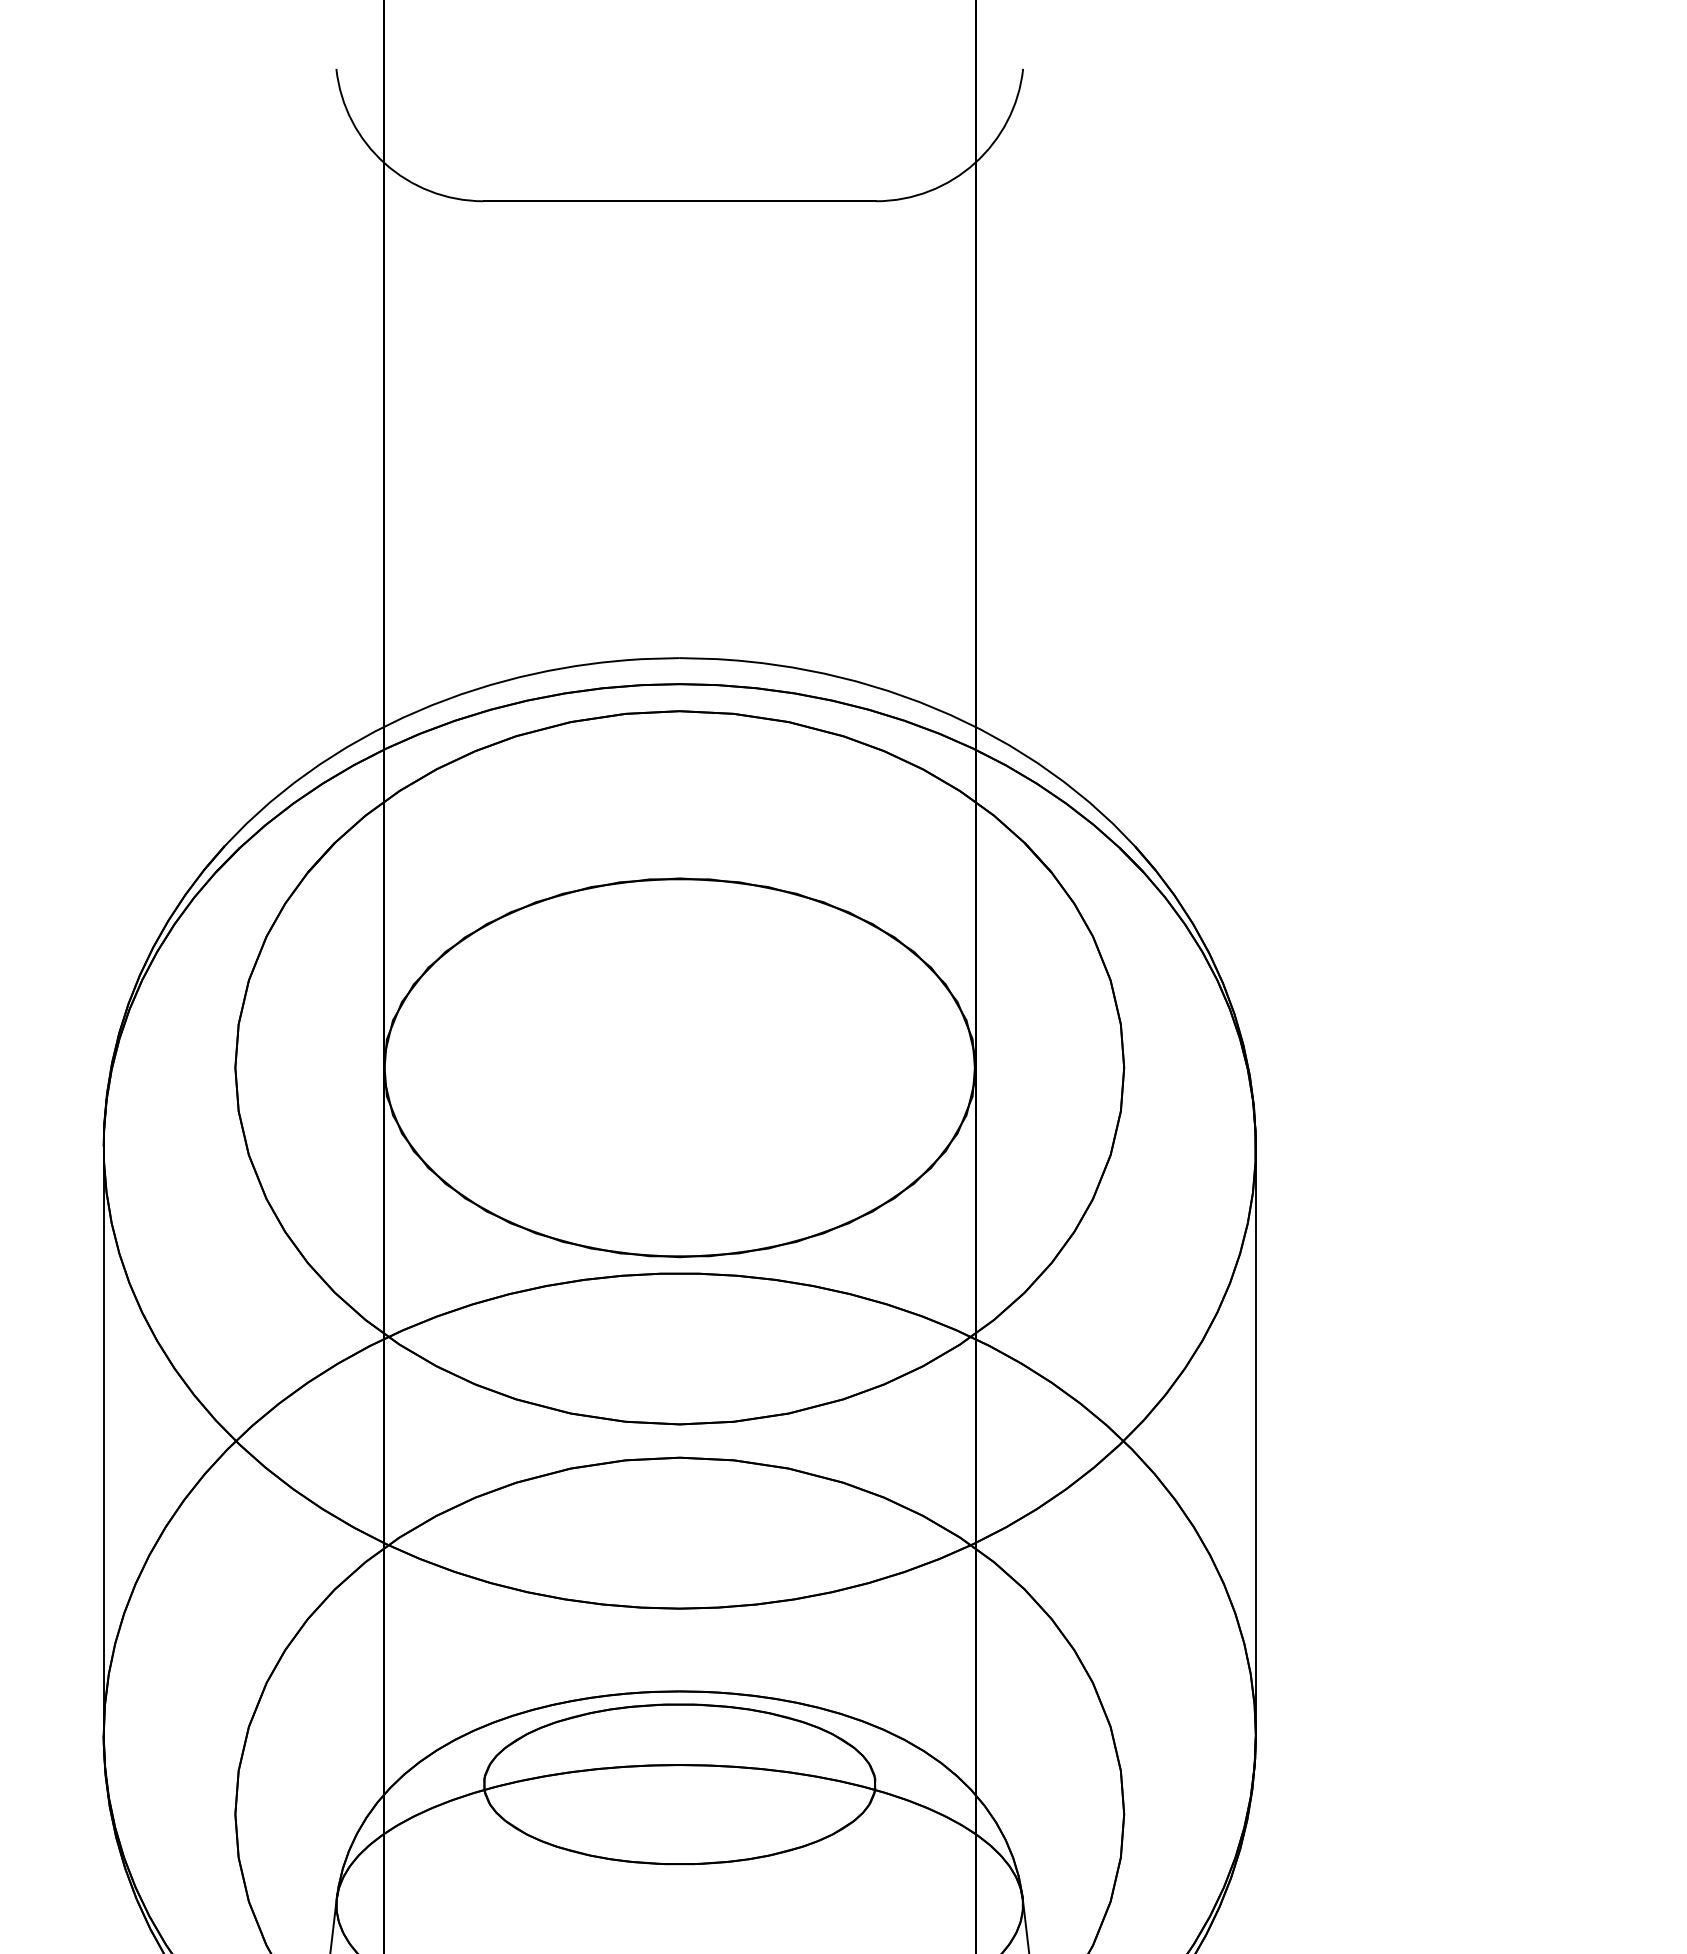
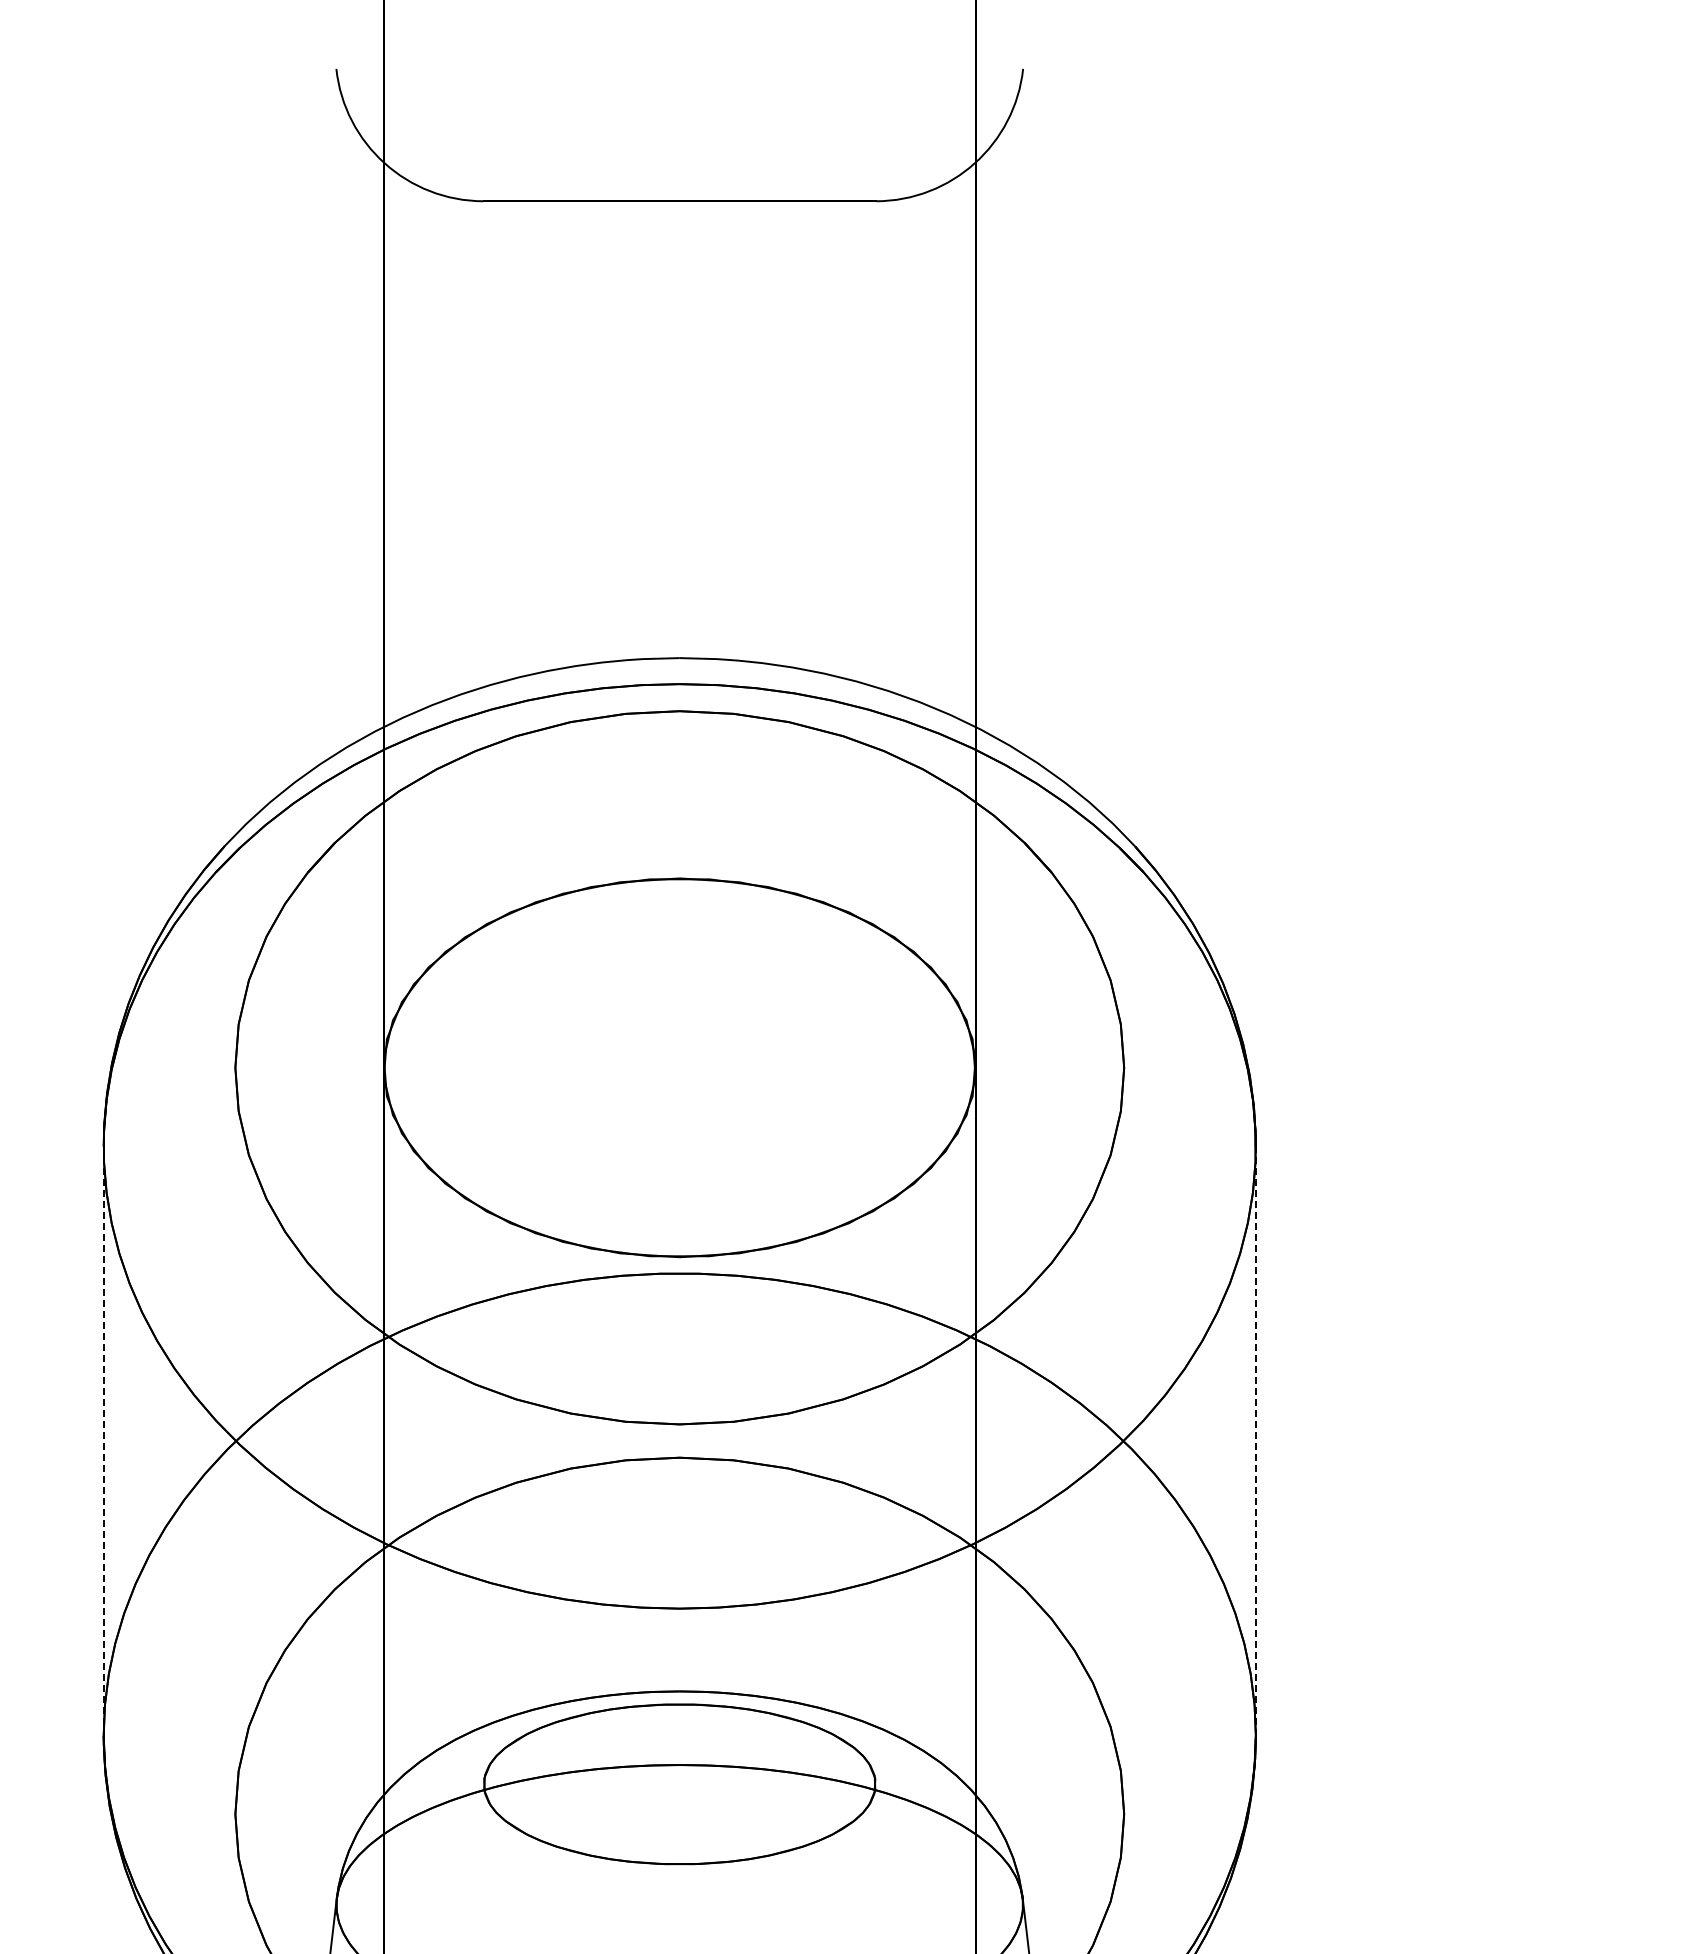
line: solid -> dashed (103, 1441)
line: solid -> dashed (1255, 1441)
